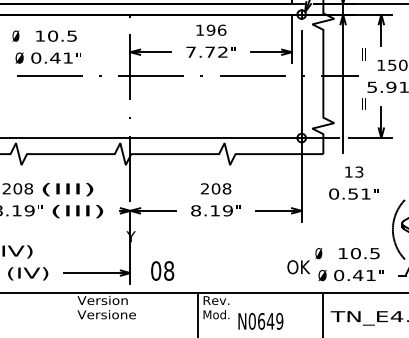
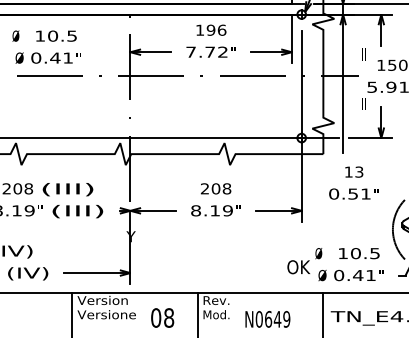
text position: (162, 270) -> (162, 317) (162, 317)
line: none -> present (72, 313)
text position: (260, 321) -> (267, 319) (267, 319)
